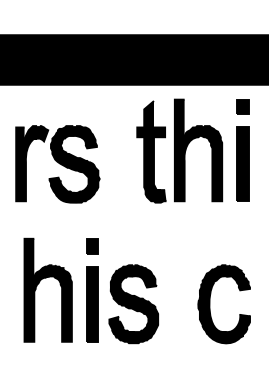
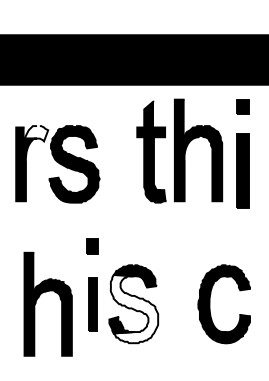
fill: present -> none (36, 133)
part position: (242, 163) -> (242, 170) (242, 170)
part position: (39, 283) -> (39, 297) (39, 297)
part size: 13x77 px -> 10x55 px (92, 304)
fill: present -> none (134, 309)
